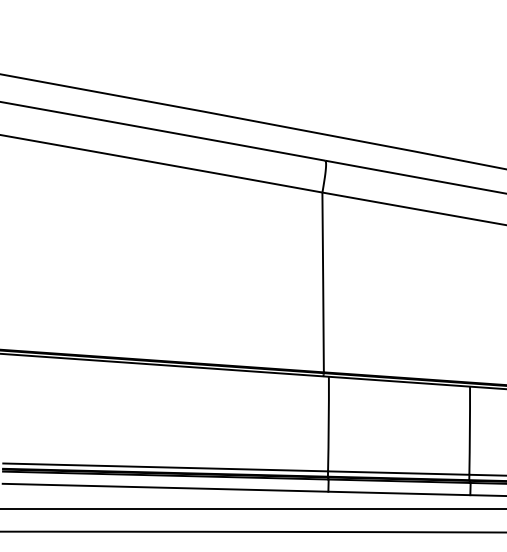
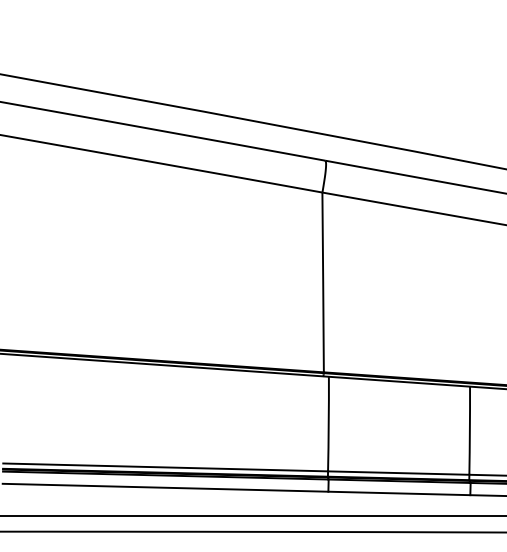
line position: (252, 508) -> (252, 515) (252, 515)
